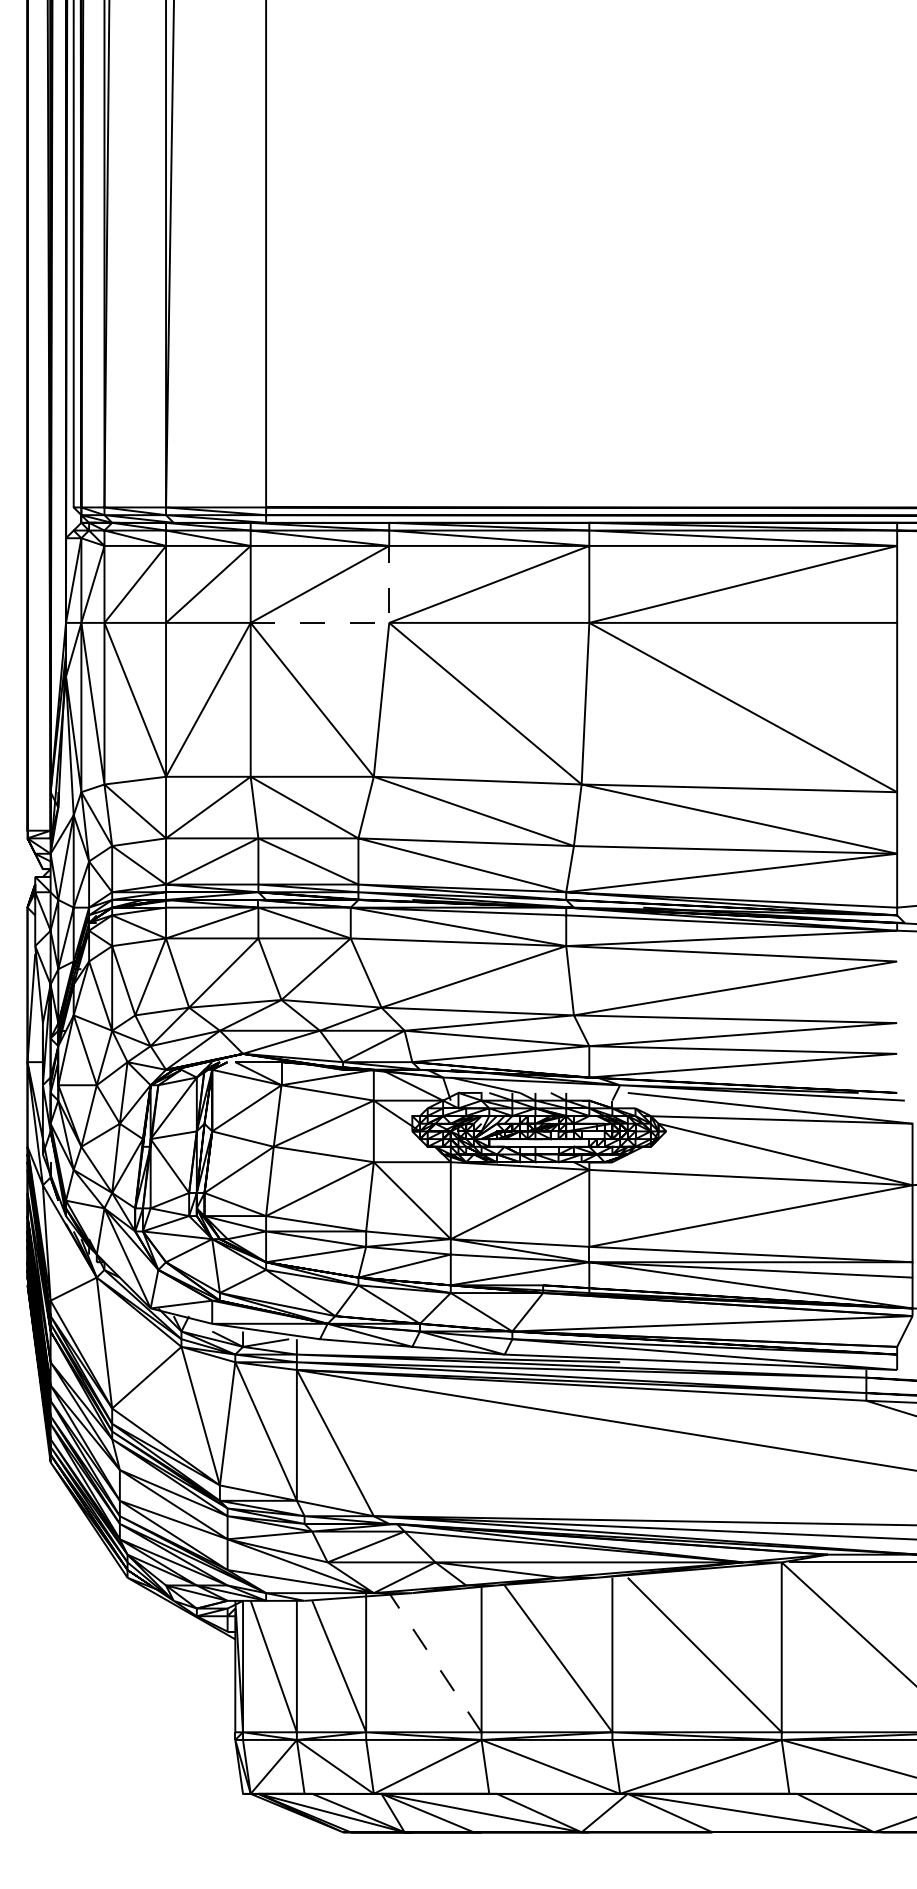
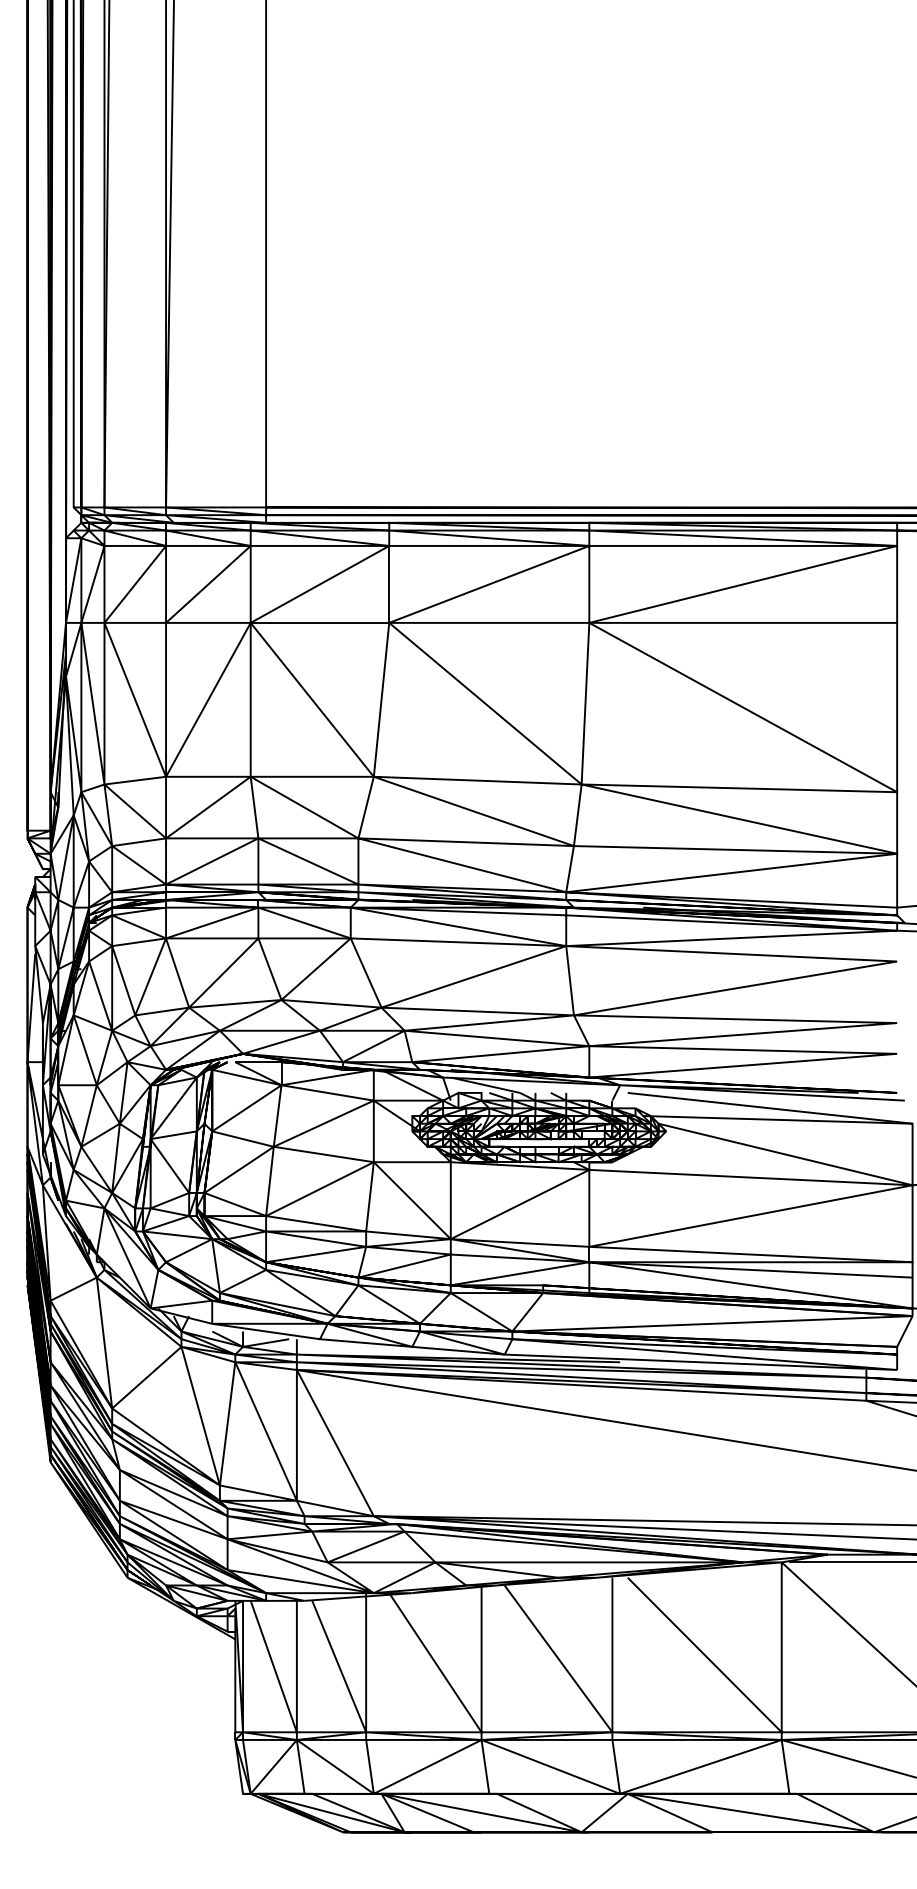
line: dashed -> solid (359, 622)
line: dashed -> solid (435, 1662)
